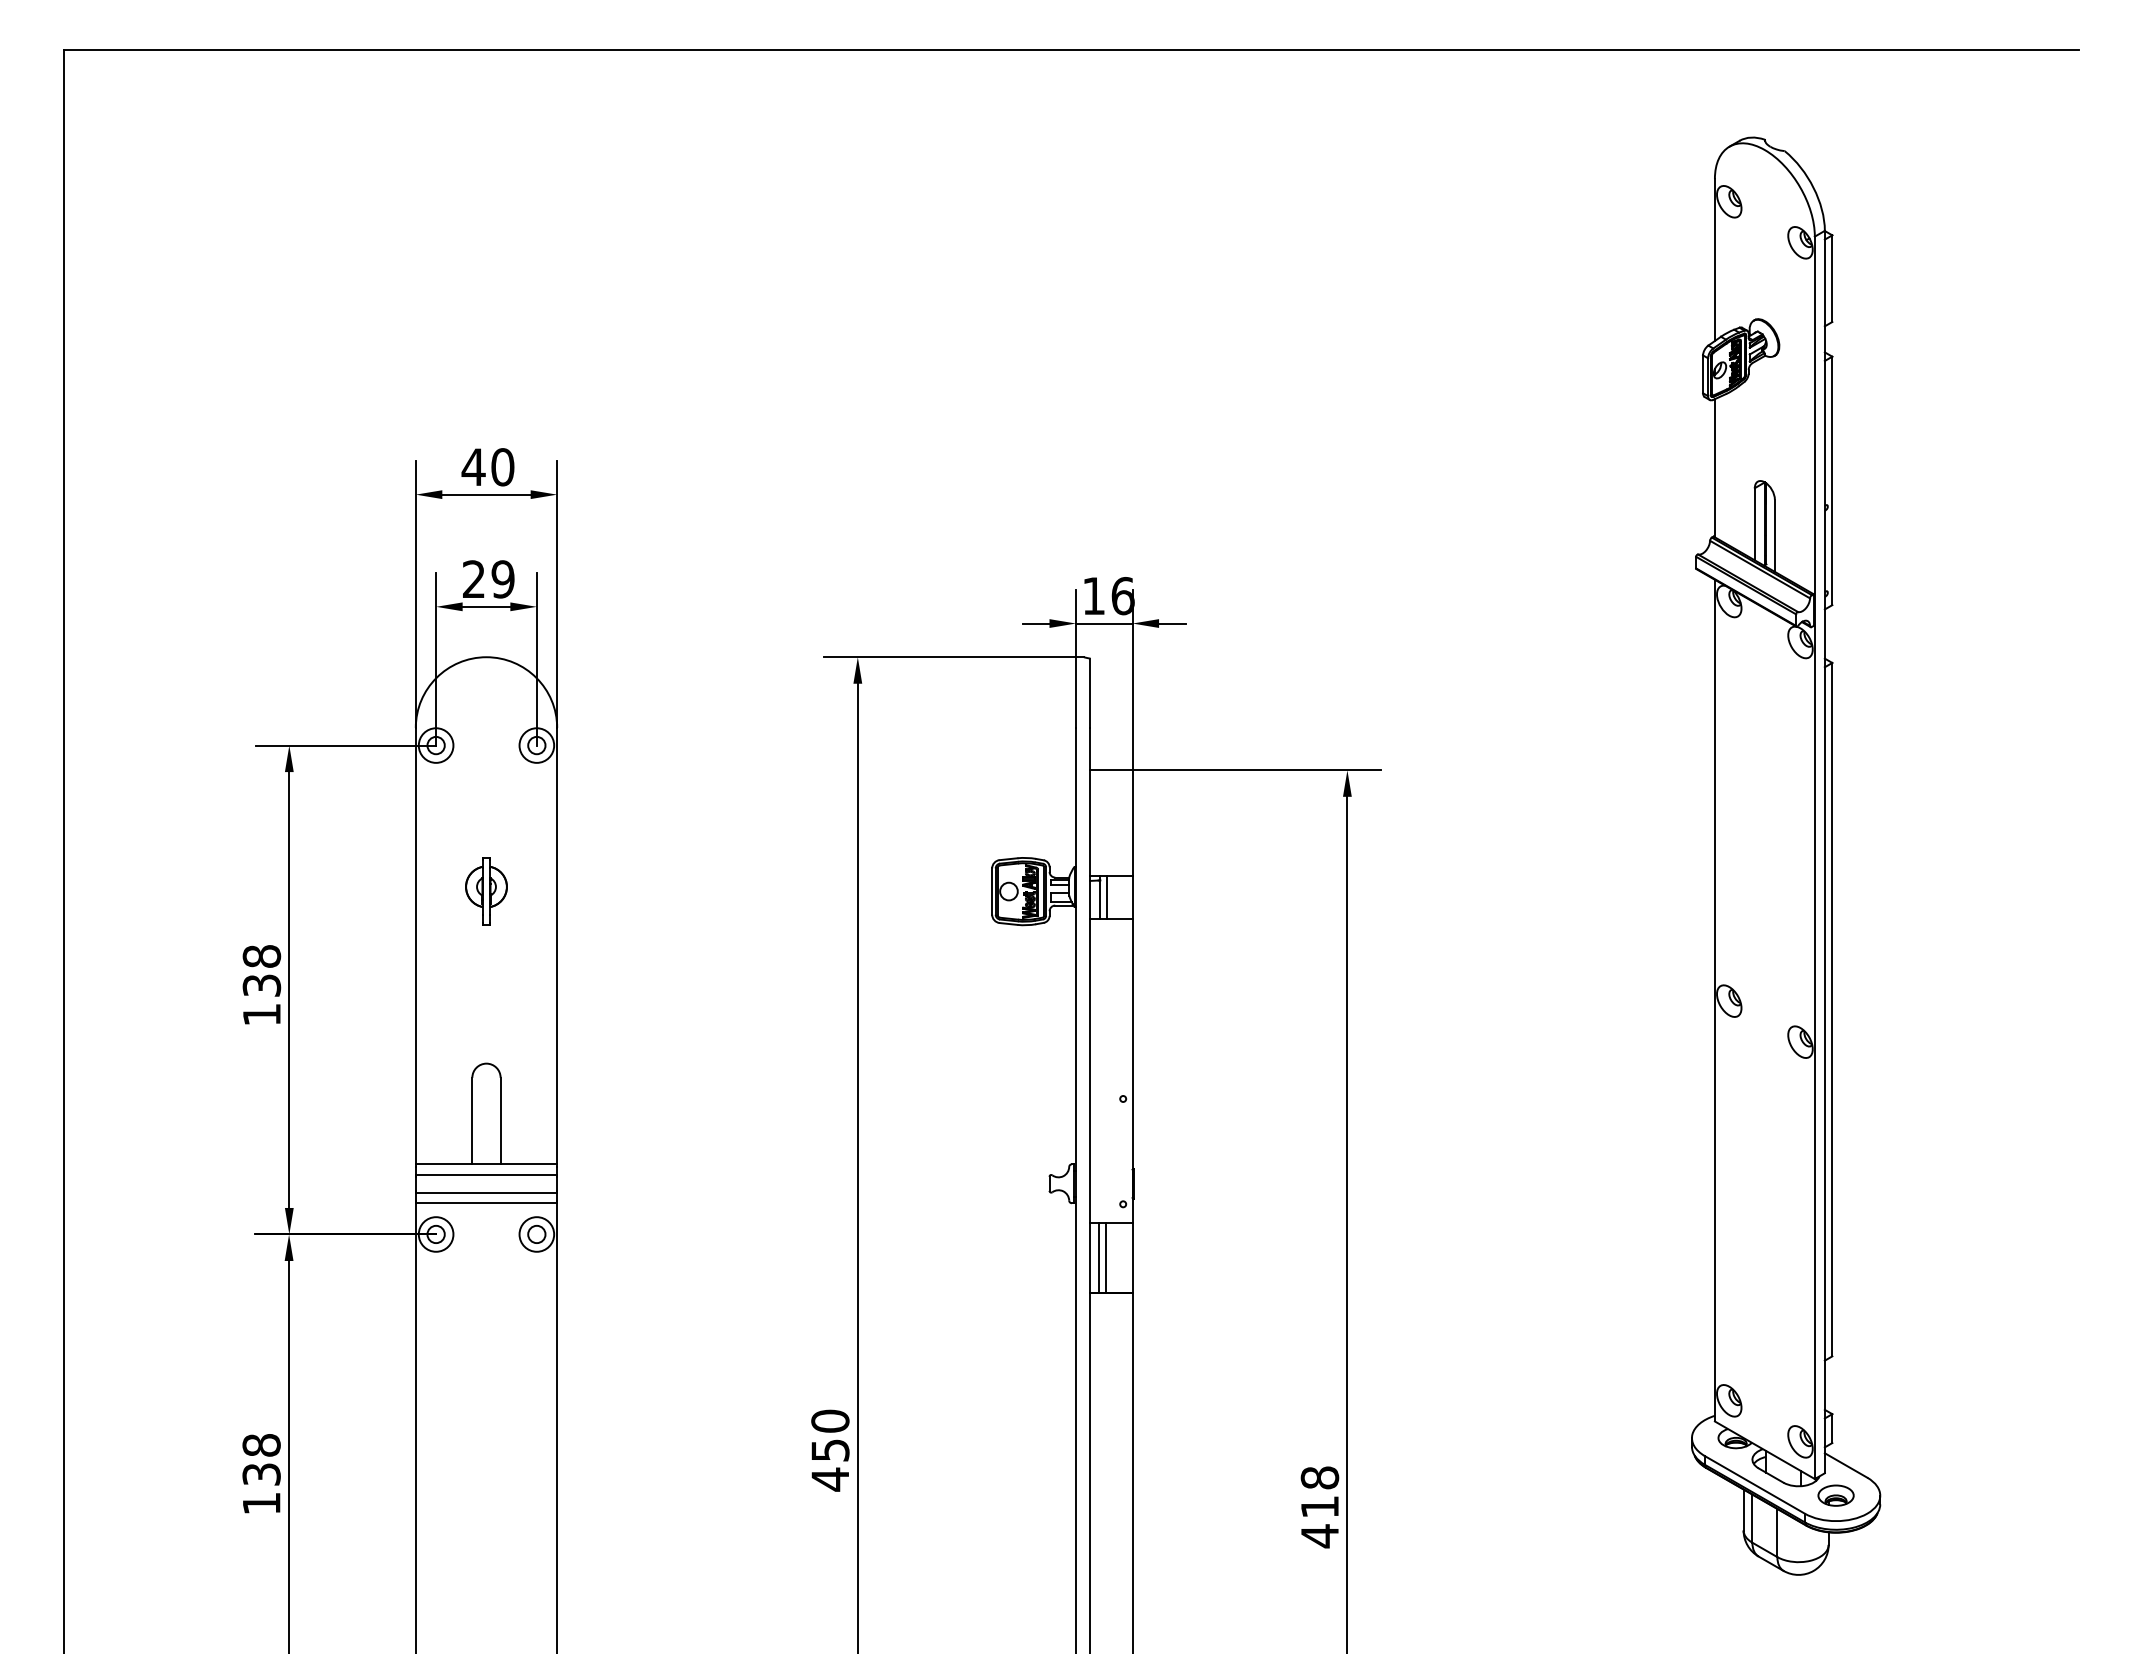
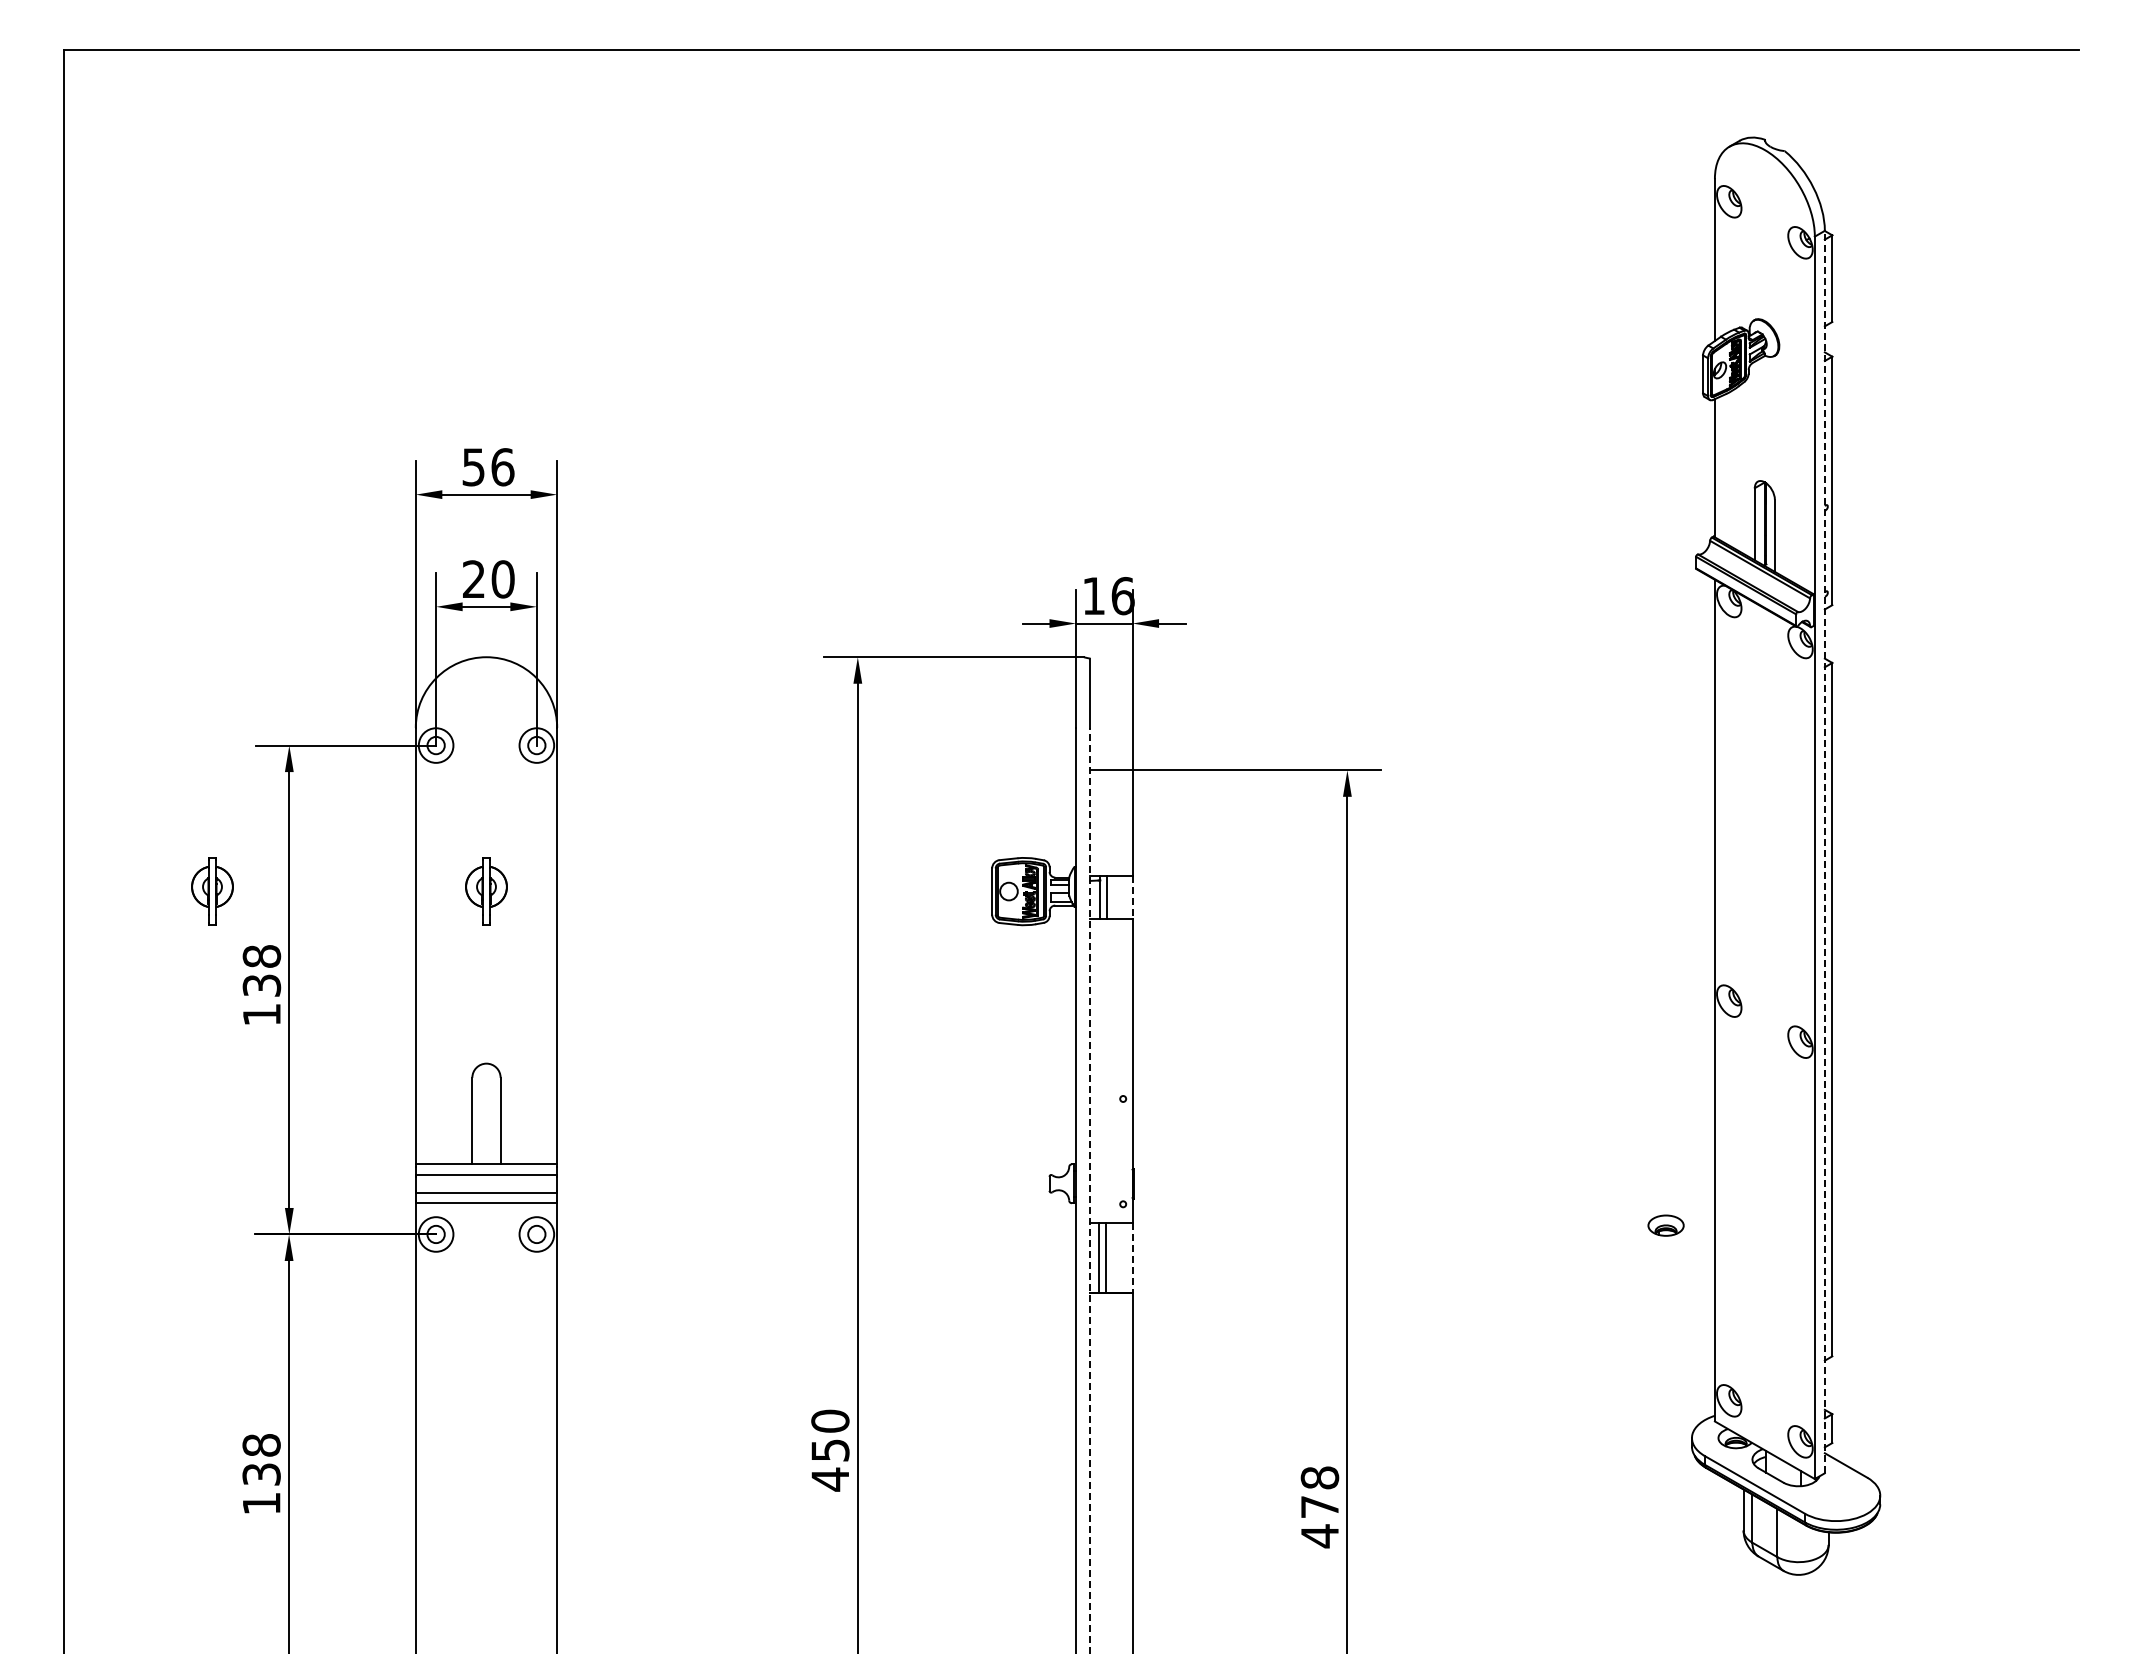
text: 40 -> 56 (487, 467)
text: 29 -> 20 (502, 579)
line: solid -> dashed (1824, 851)
part: none -> present (212, 891)
line: solid -> dashed (1132, 898)
line: solid -> dashed (1090, 1190)
line: solid -> dashed (1132, 1257)
part position: (1835, 1495) -> (1665, 1225) (1665, 1225)
text: 418 -> 478 (1319, 1506)
